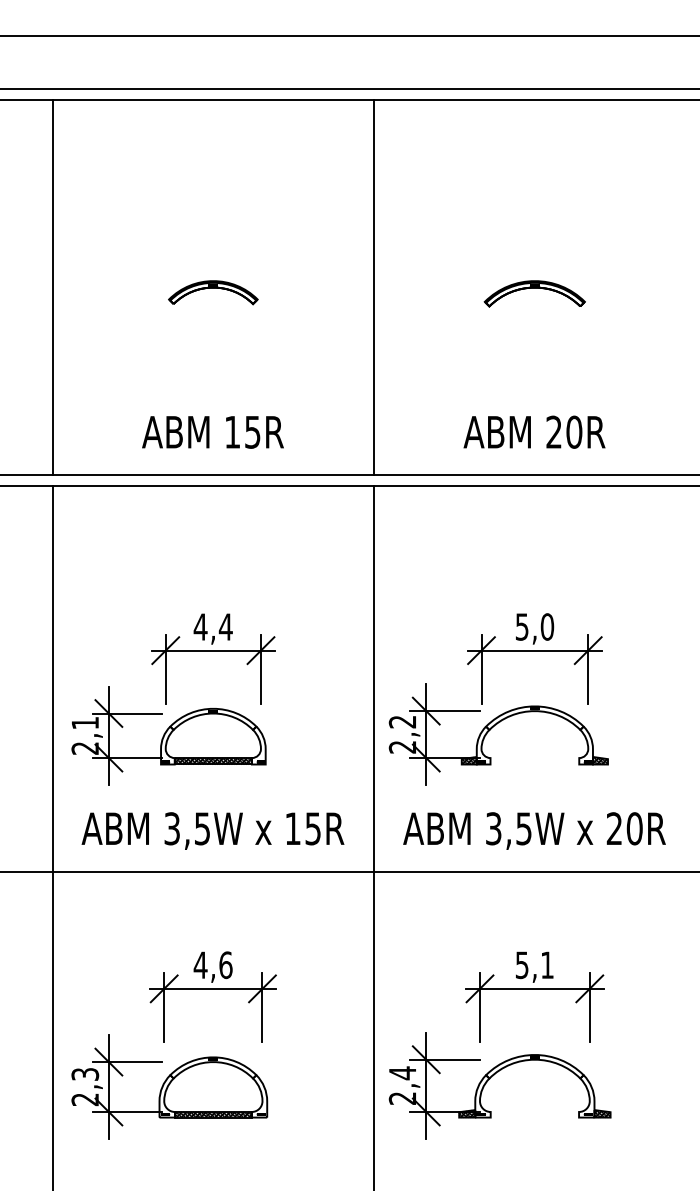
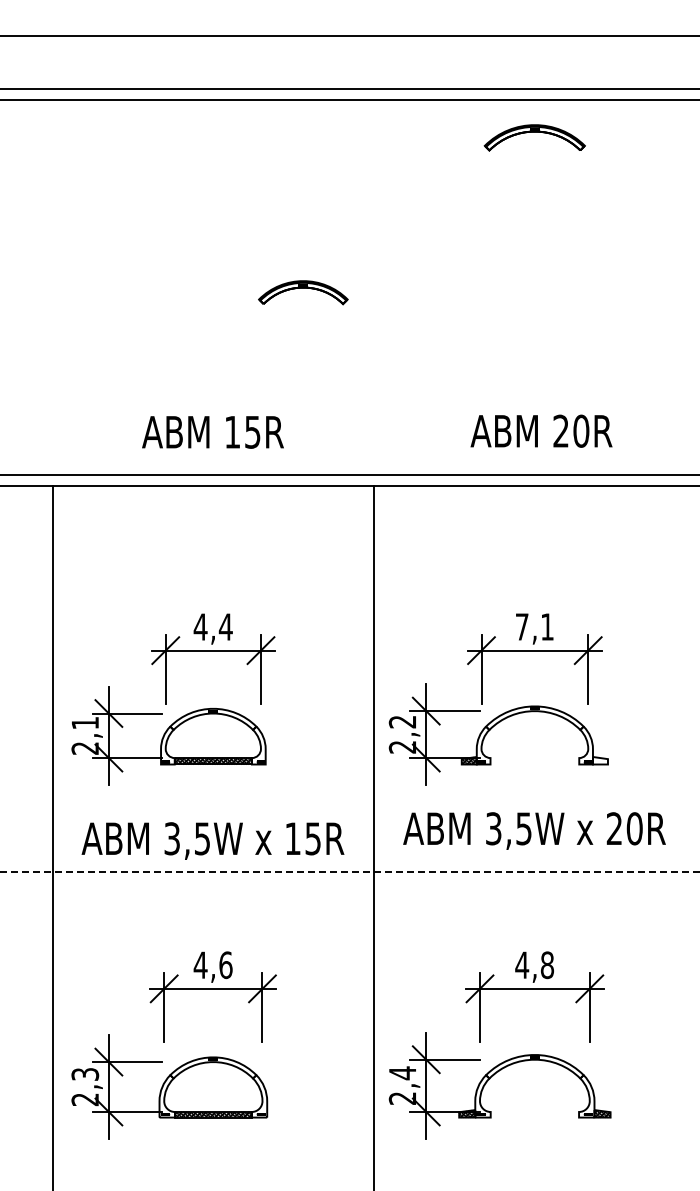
line: present -> none (52, 287)
line: present -> none (374, 287)
part position: (213, 292) -> (303, 292) (303, 292)
part position: (534, 293) -> (534, 137) (534, 137)
text position: (534, 431) -> (541, 430) (541, 430)
text: 5,0 -> 7,1 (535, 626)
hatch: present -> none (599, 760)
text position: (212, 830) -> (212, 840) (212, 840)
line: solid -> dashed (349, 871)
text: 5,1 -> 4,8 (534, 965)
